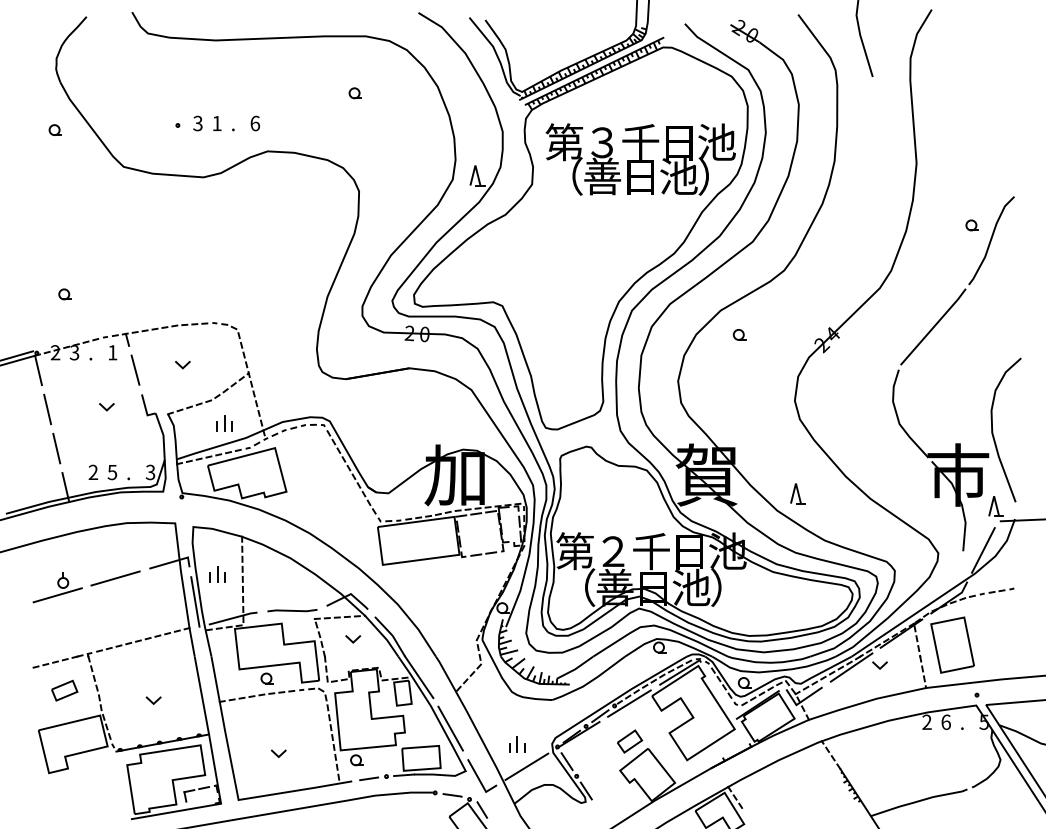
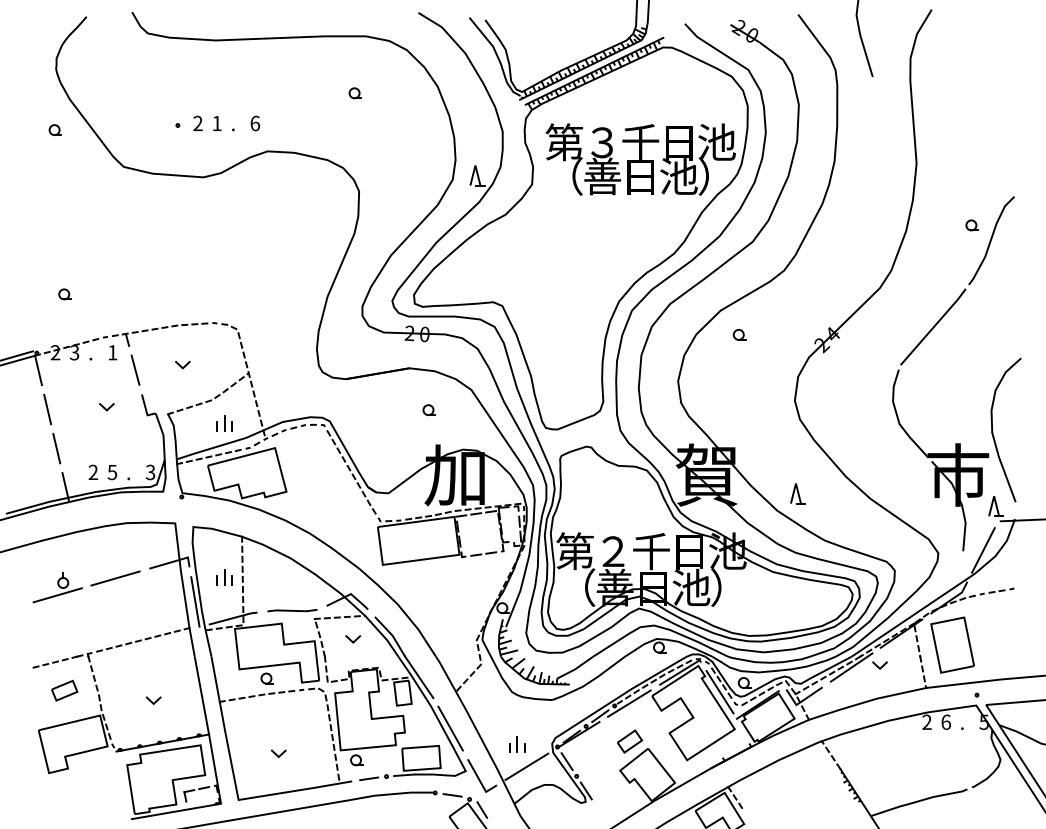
text: 3 -> 2 (197, 123)
part: none -> present (428, 409)
part position: (217, 574) -> (224, 577) (224, 577)
line: none -> present (719, 692)
